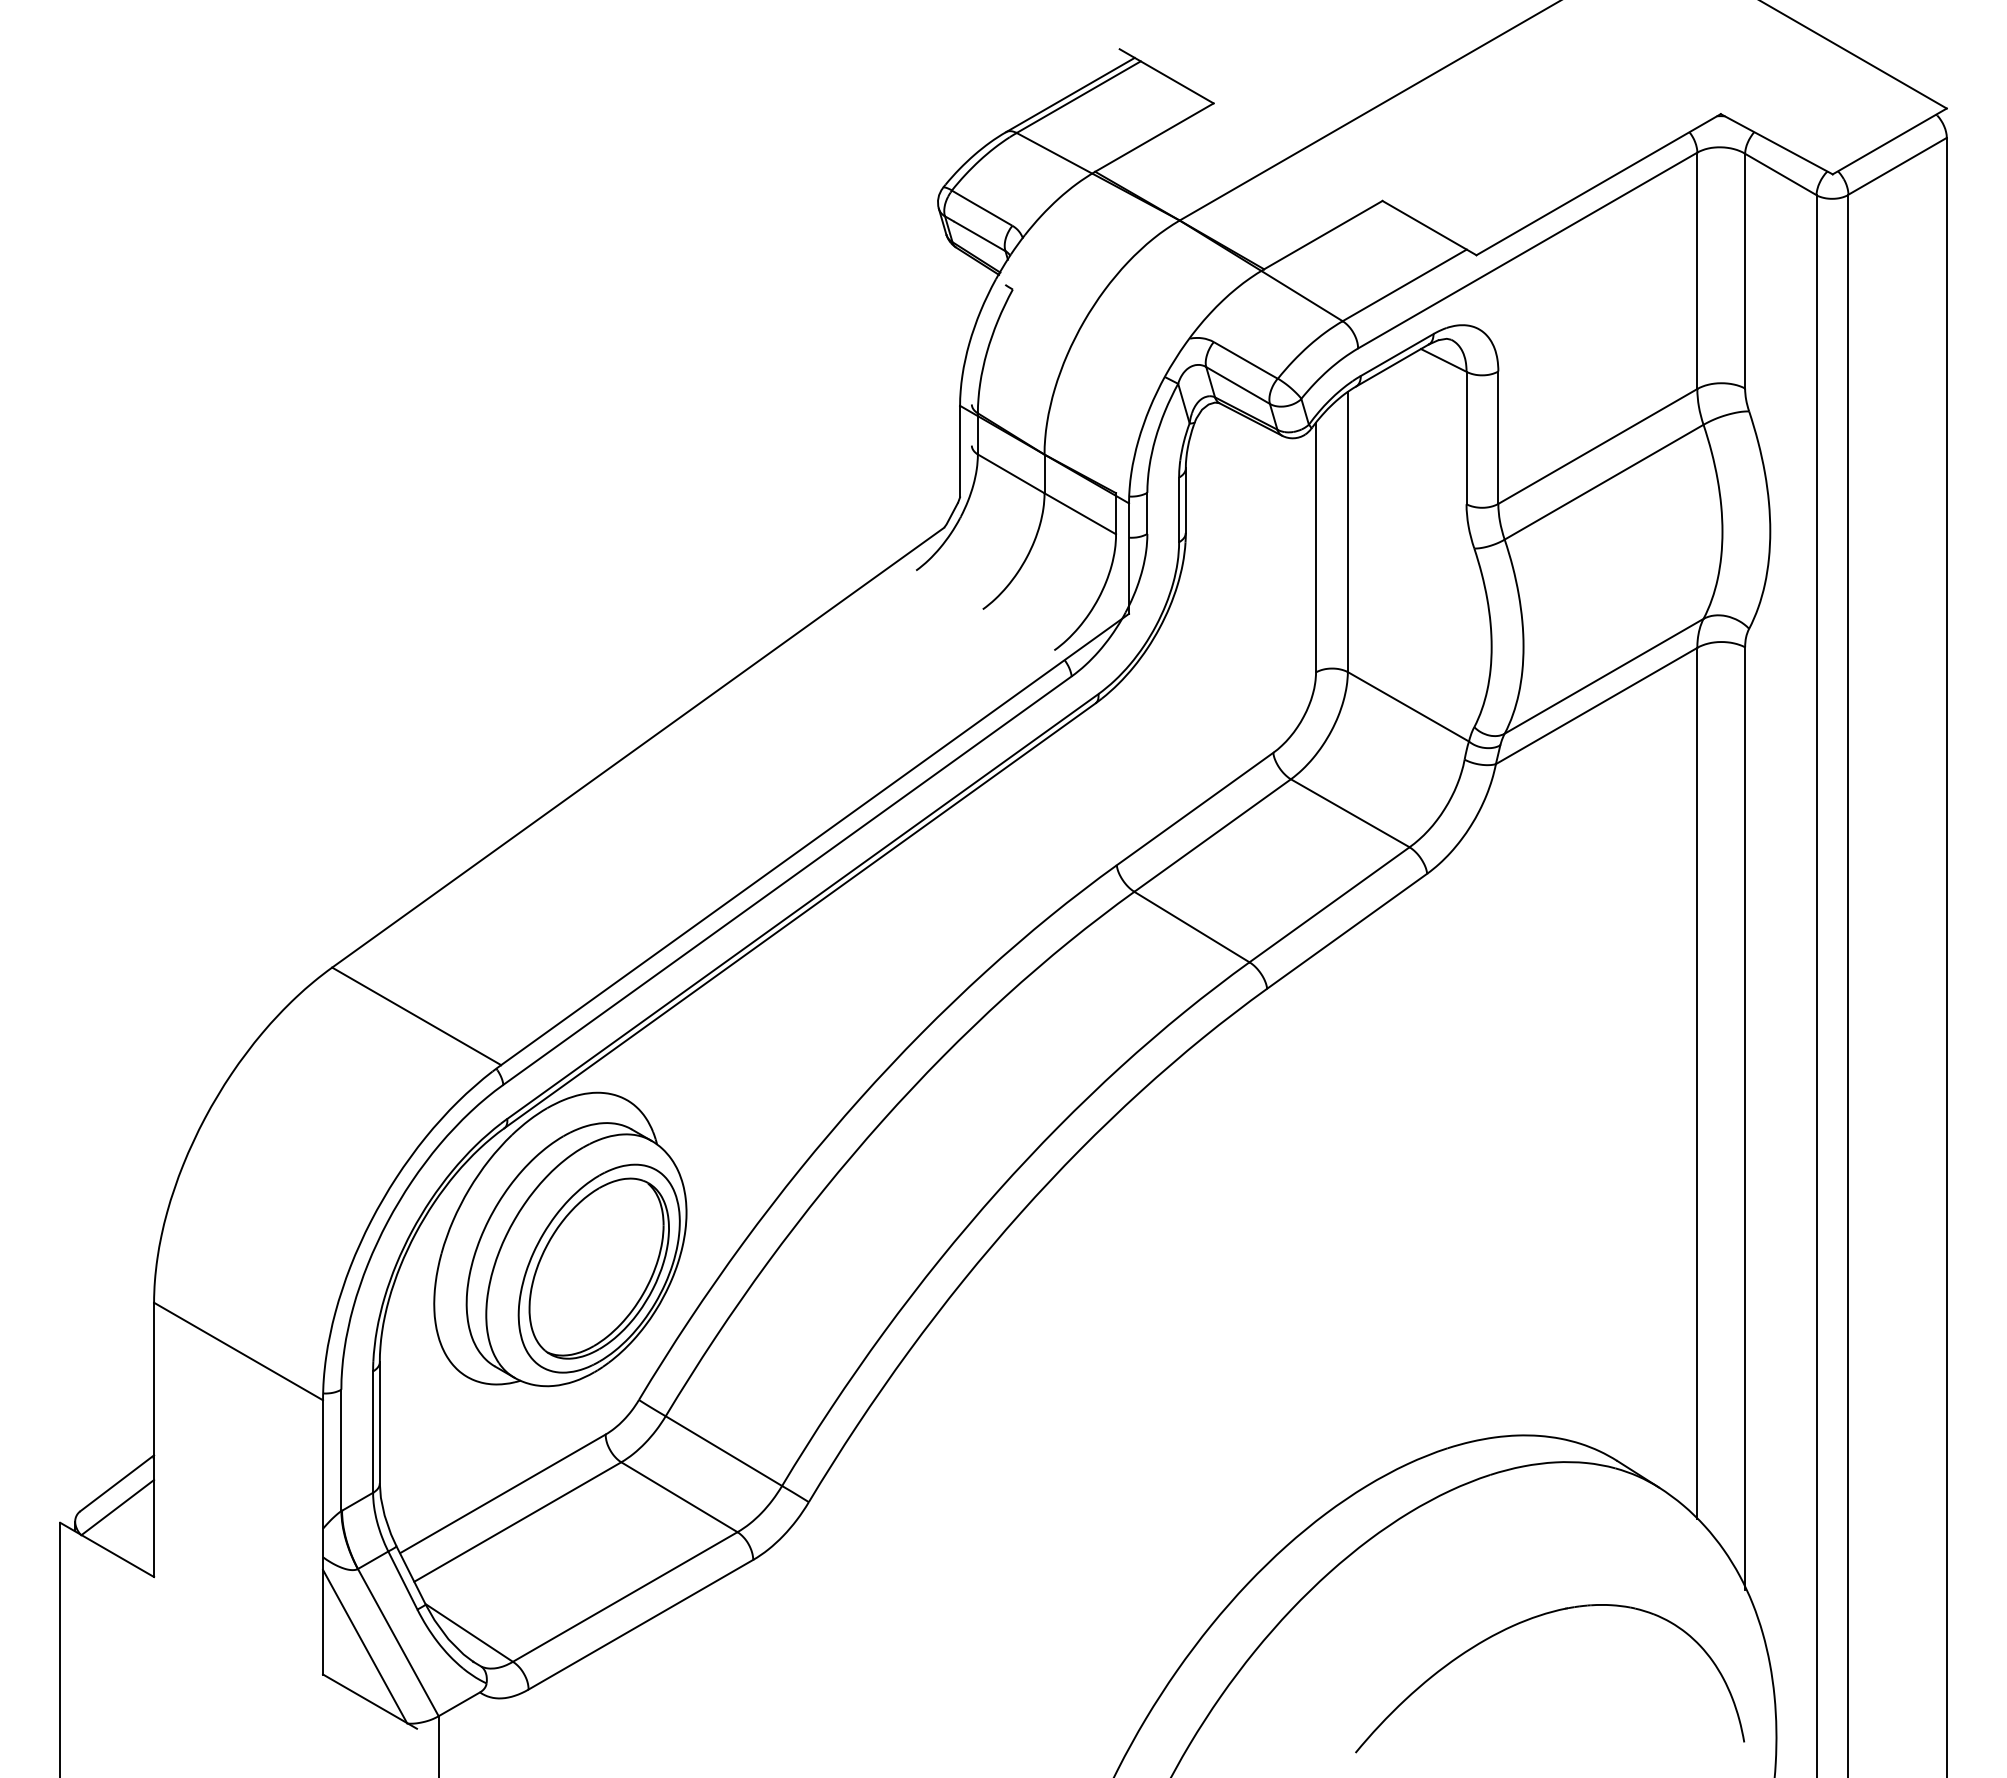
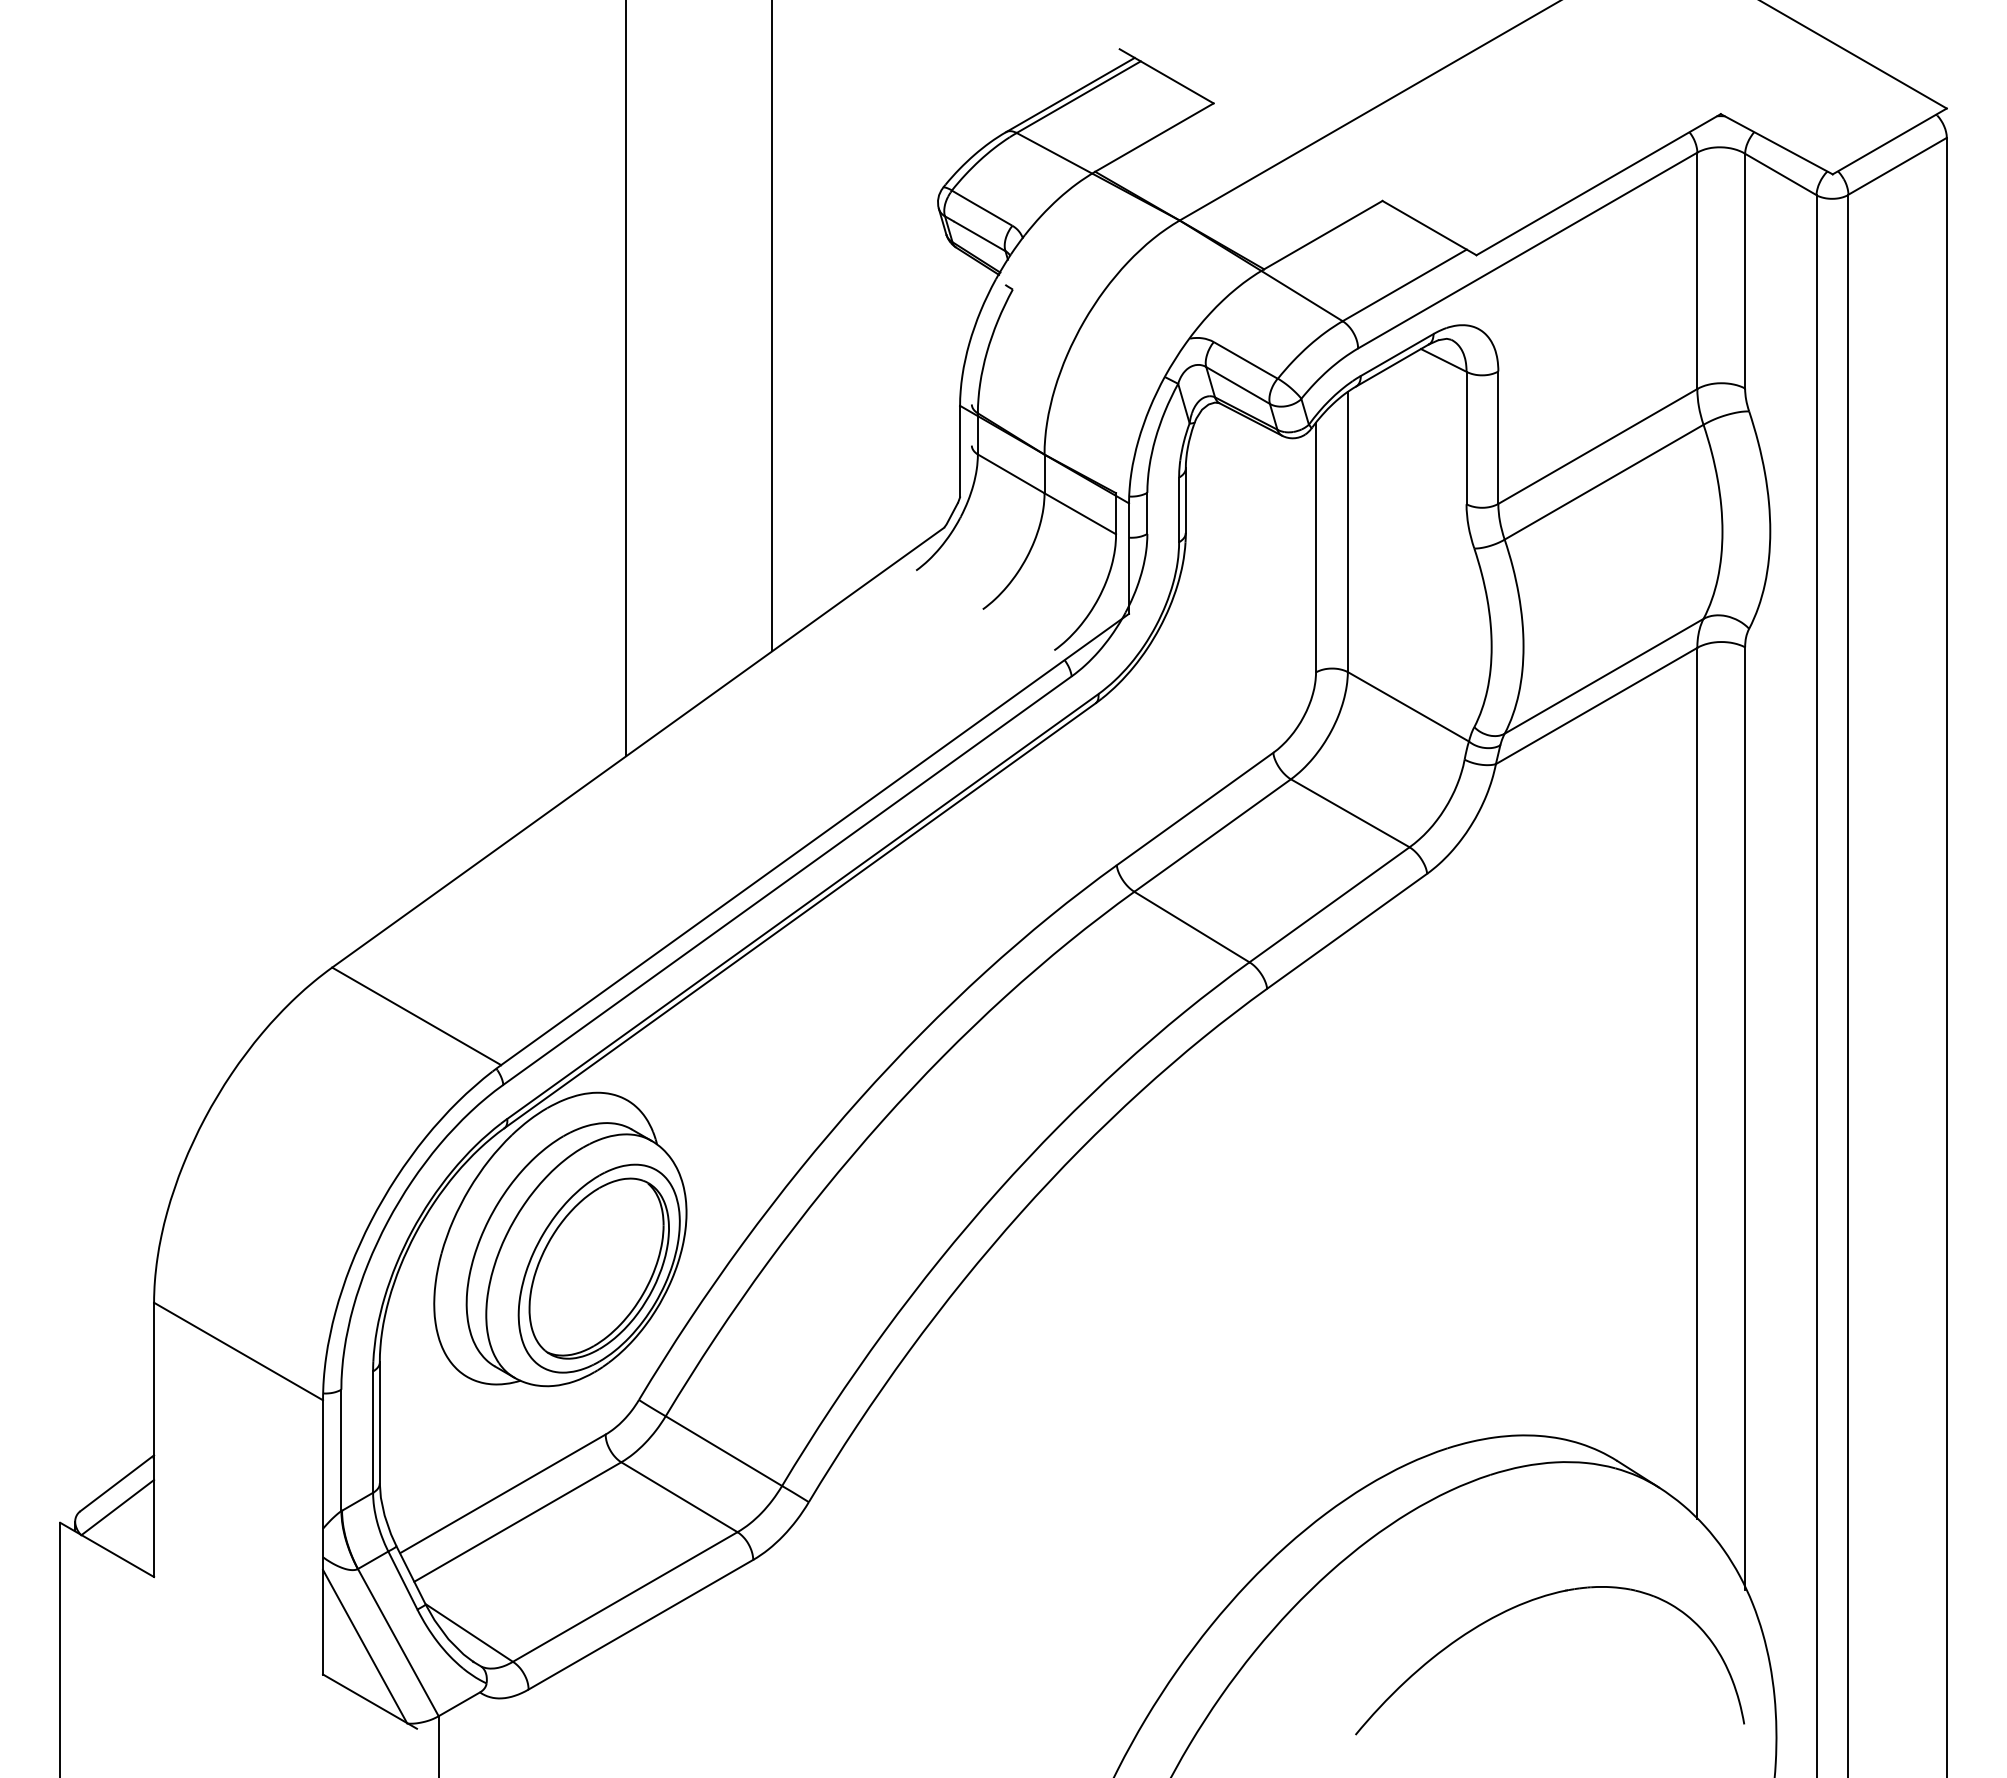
line: none -> present (772, 326)
line: none -> present (626, 379)
part position: (1524, 1622) -> (1524, 1604) (1524, 1604)
